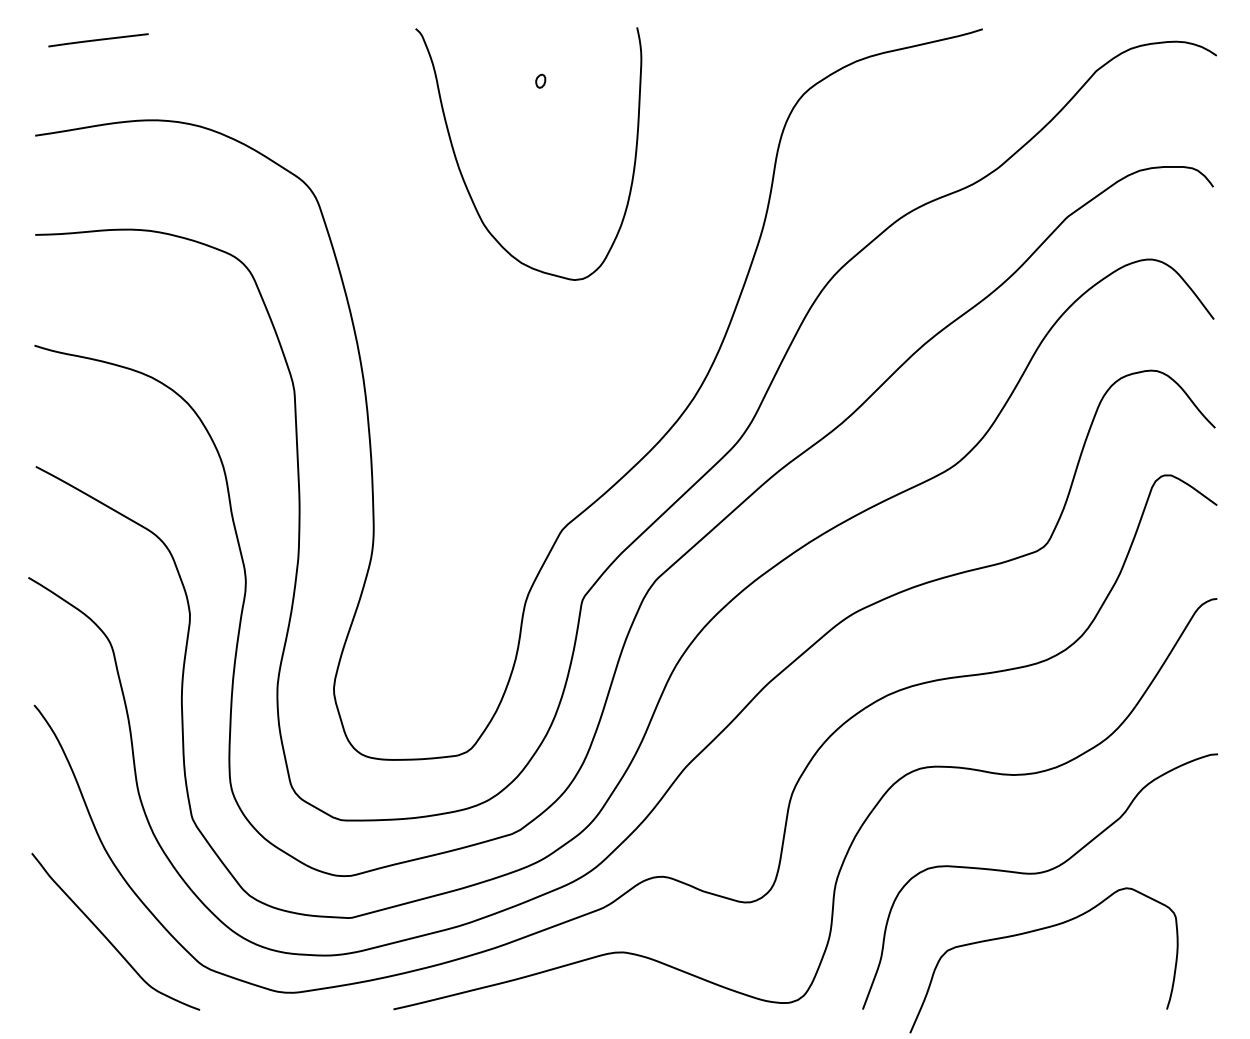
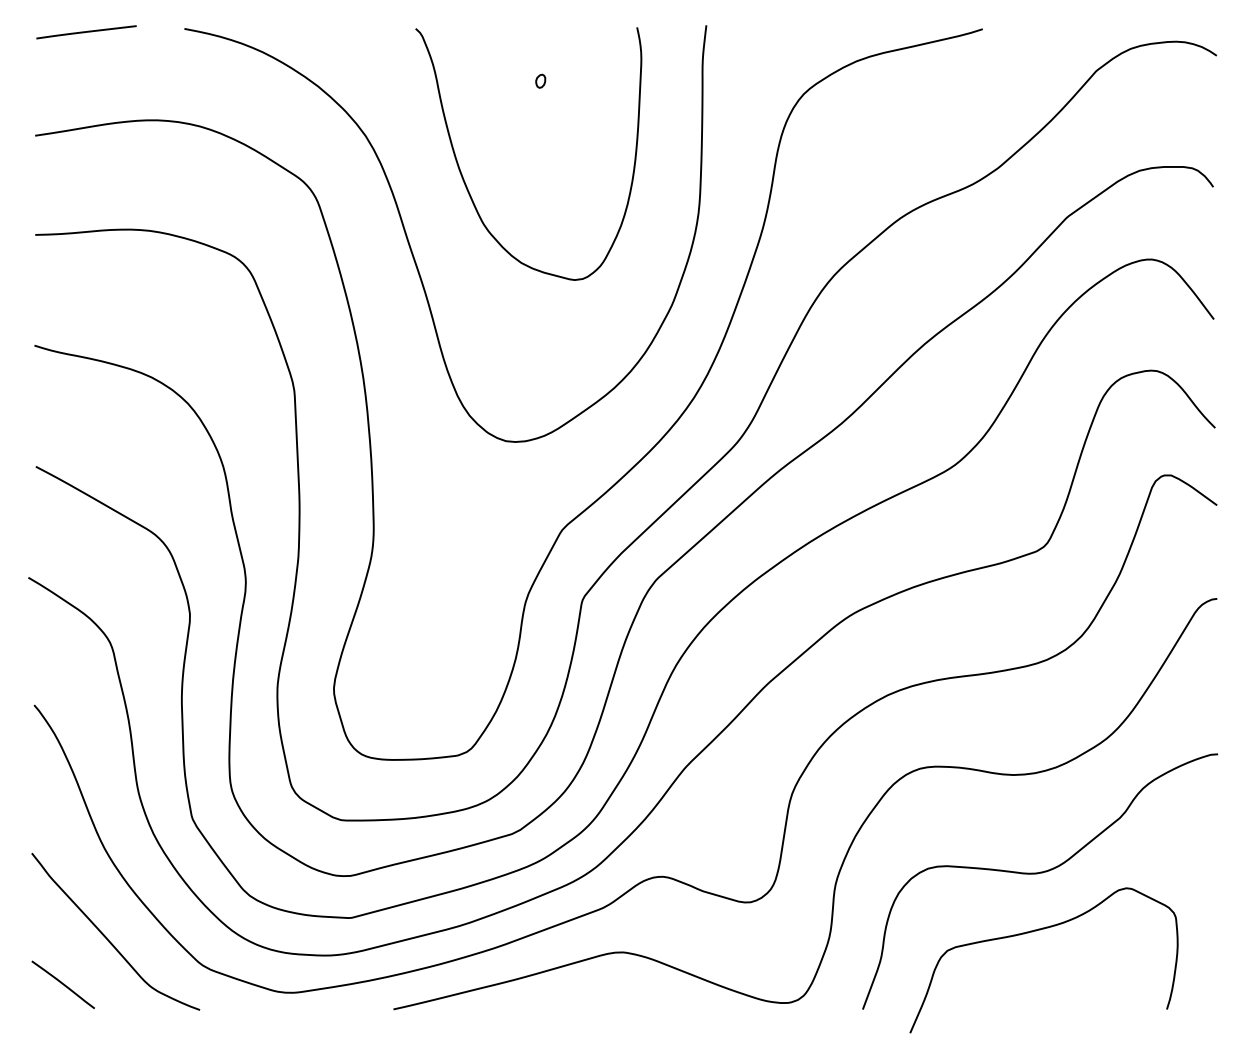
line position: (98, 40) -> (86, 32) (86, 32)
curve: none -> present (410, 244)
line: none -> present (62, 984)
